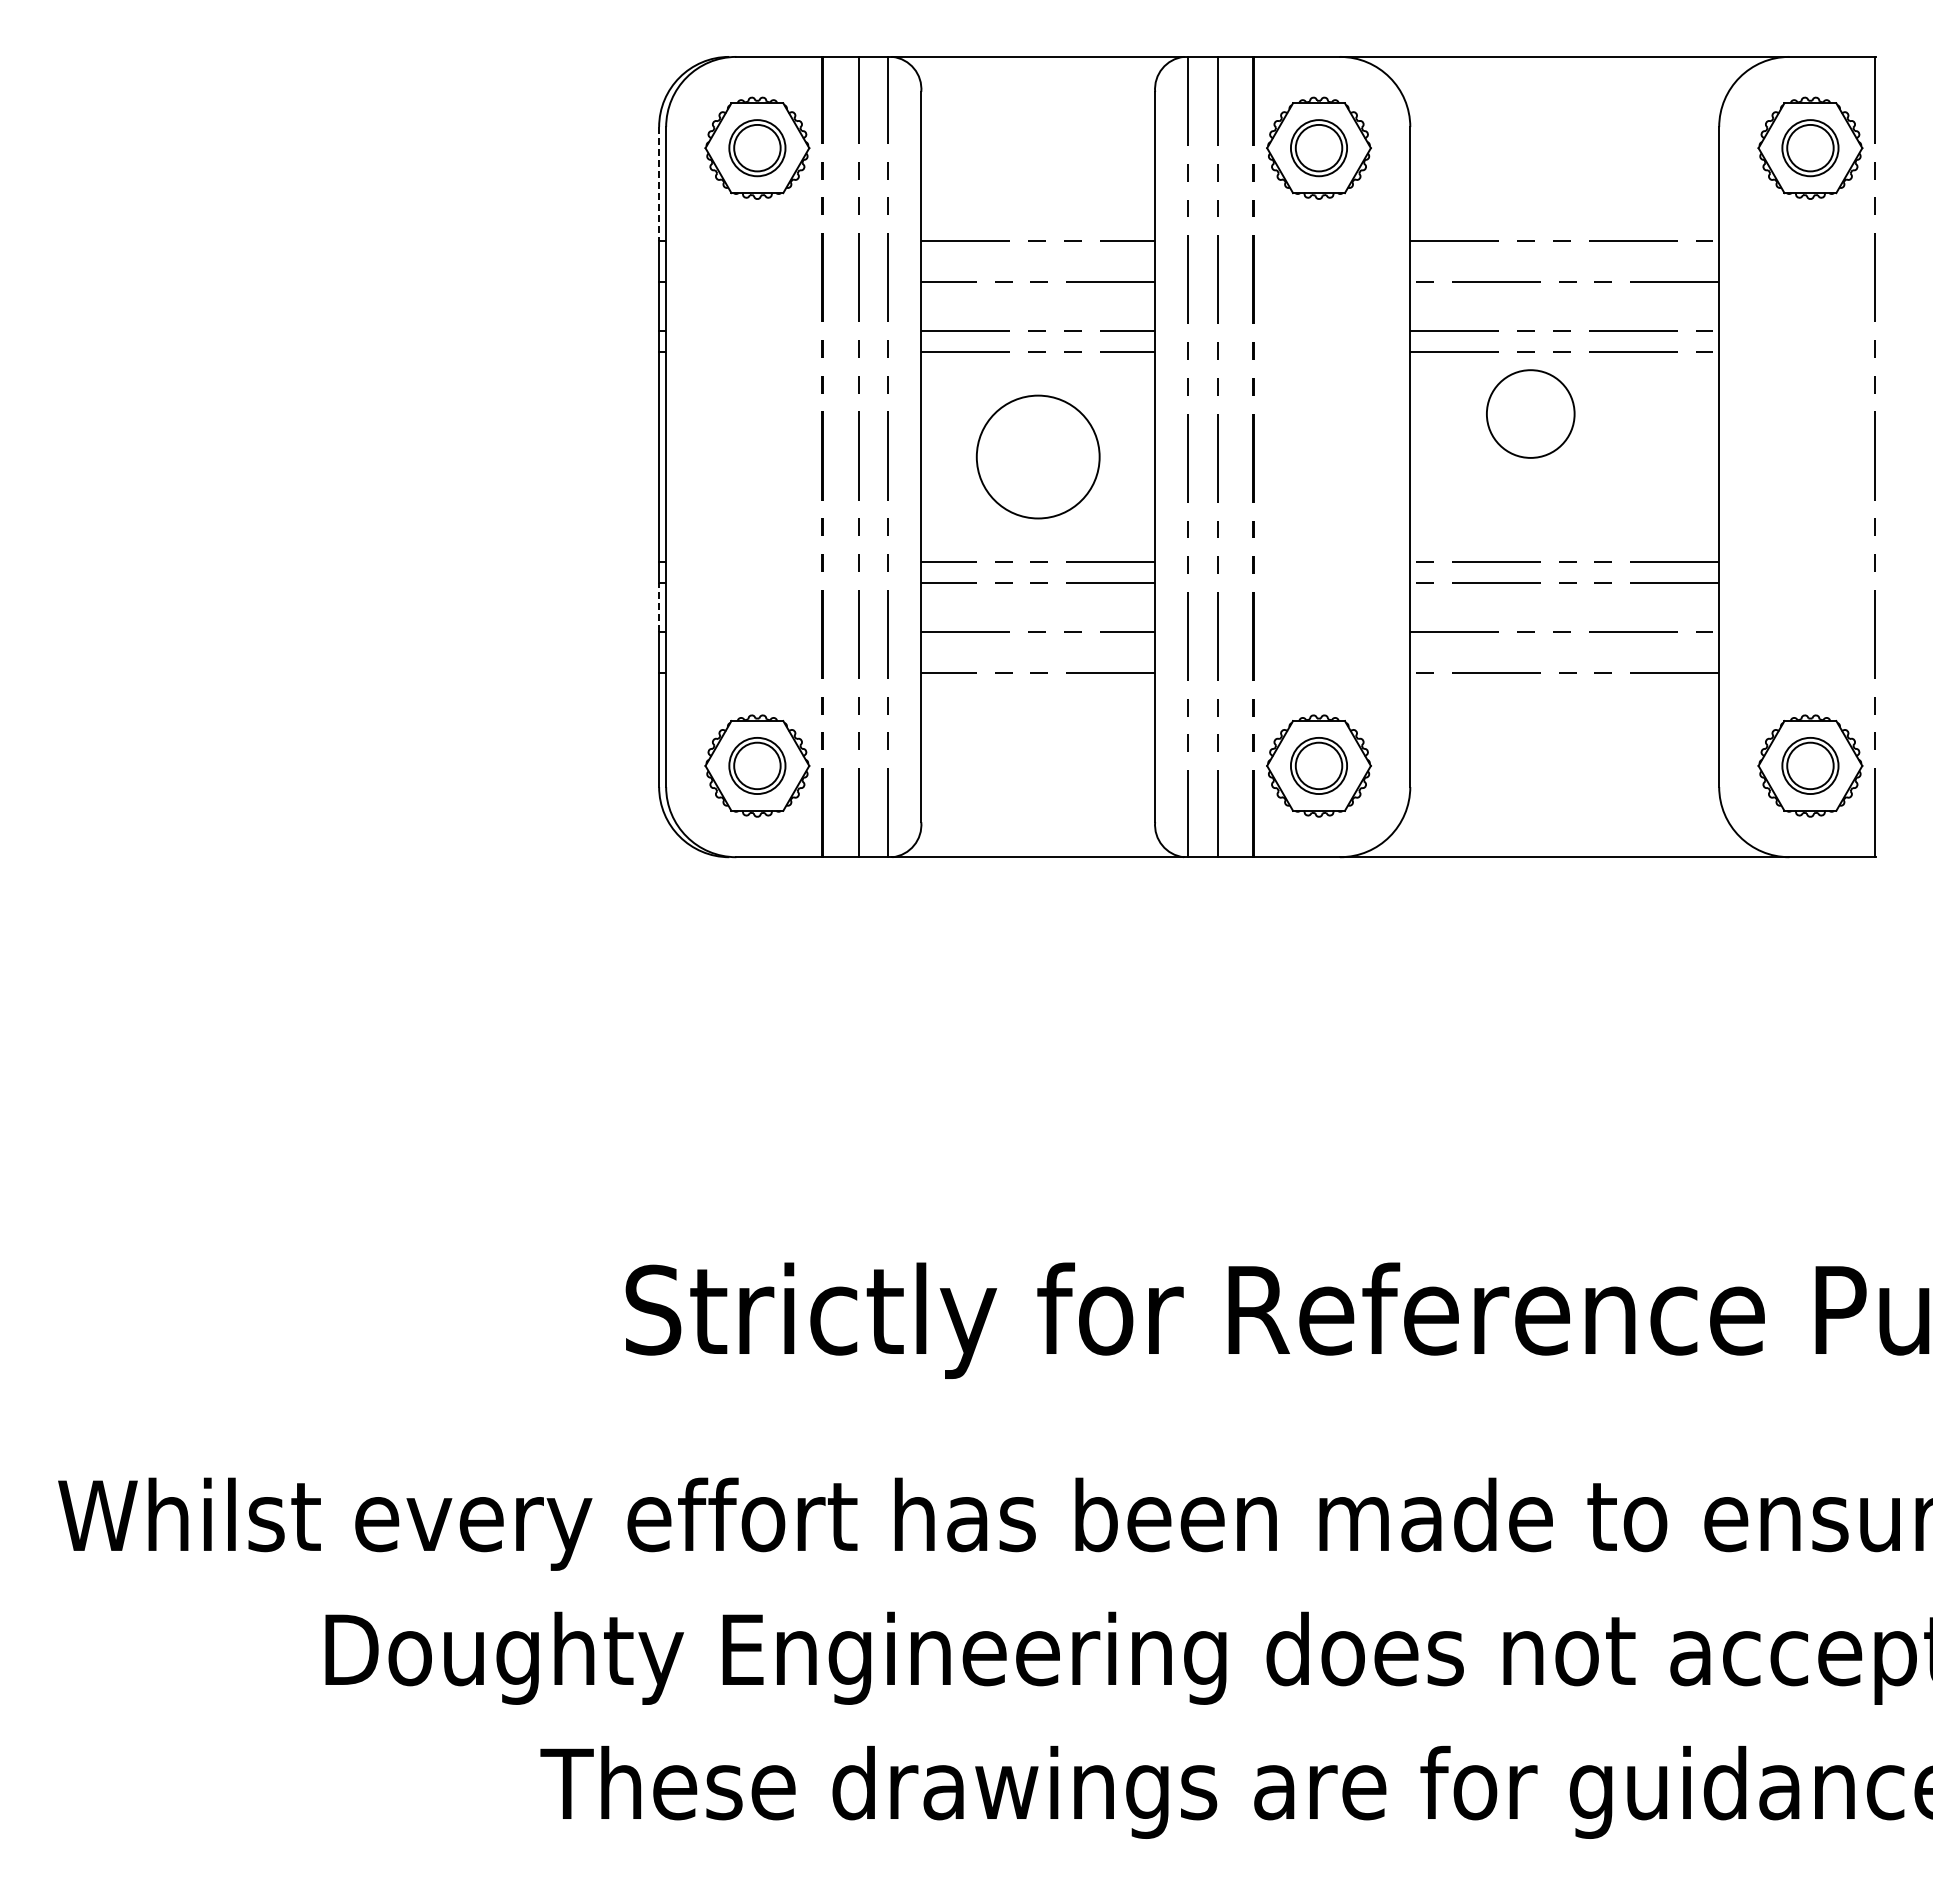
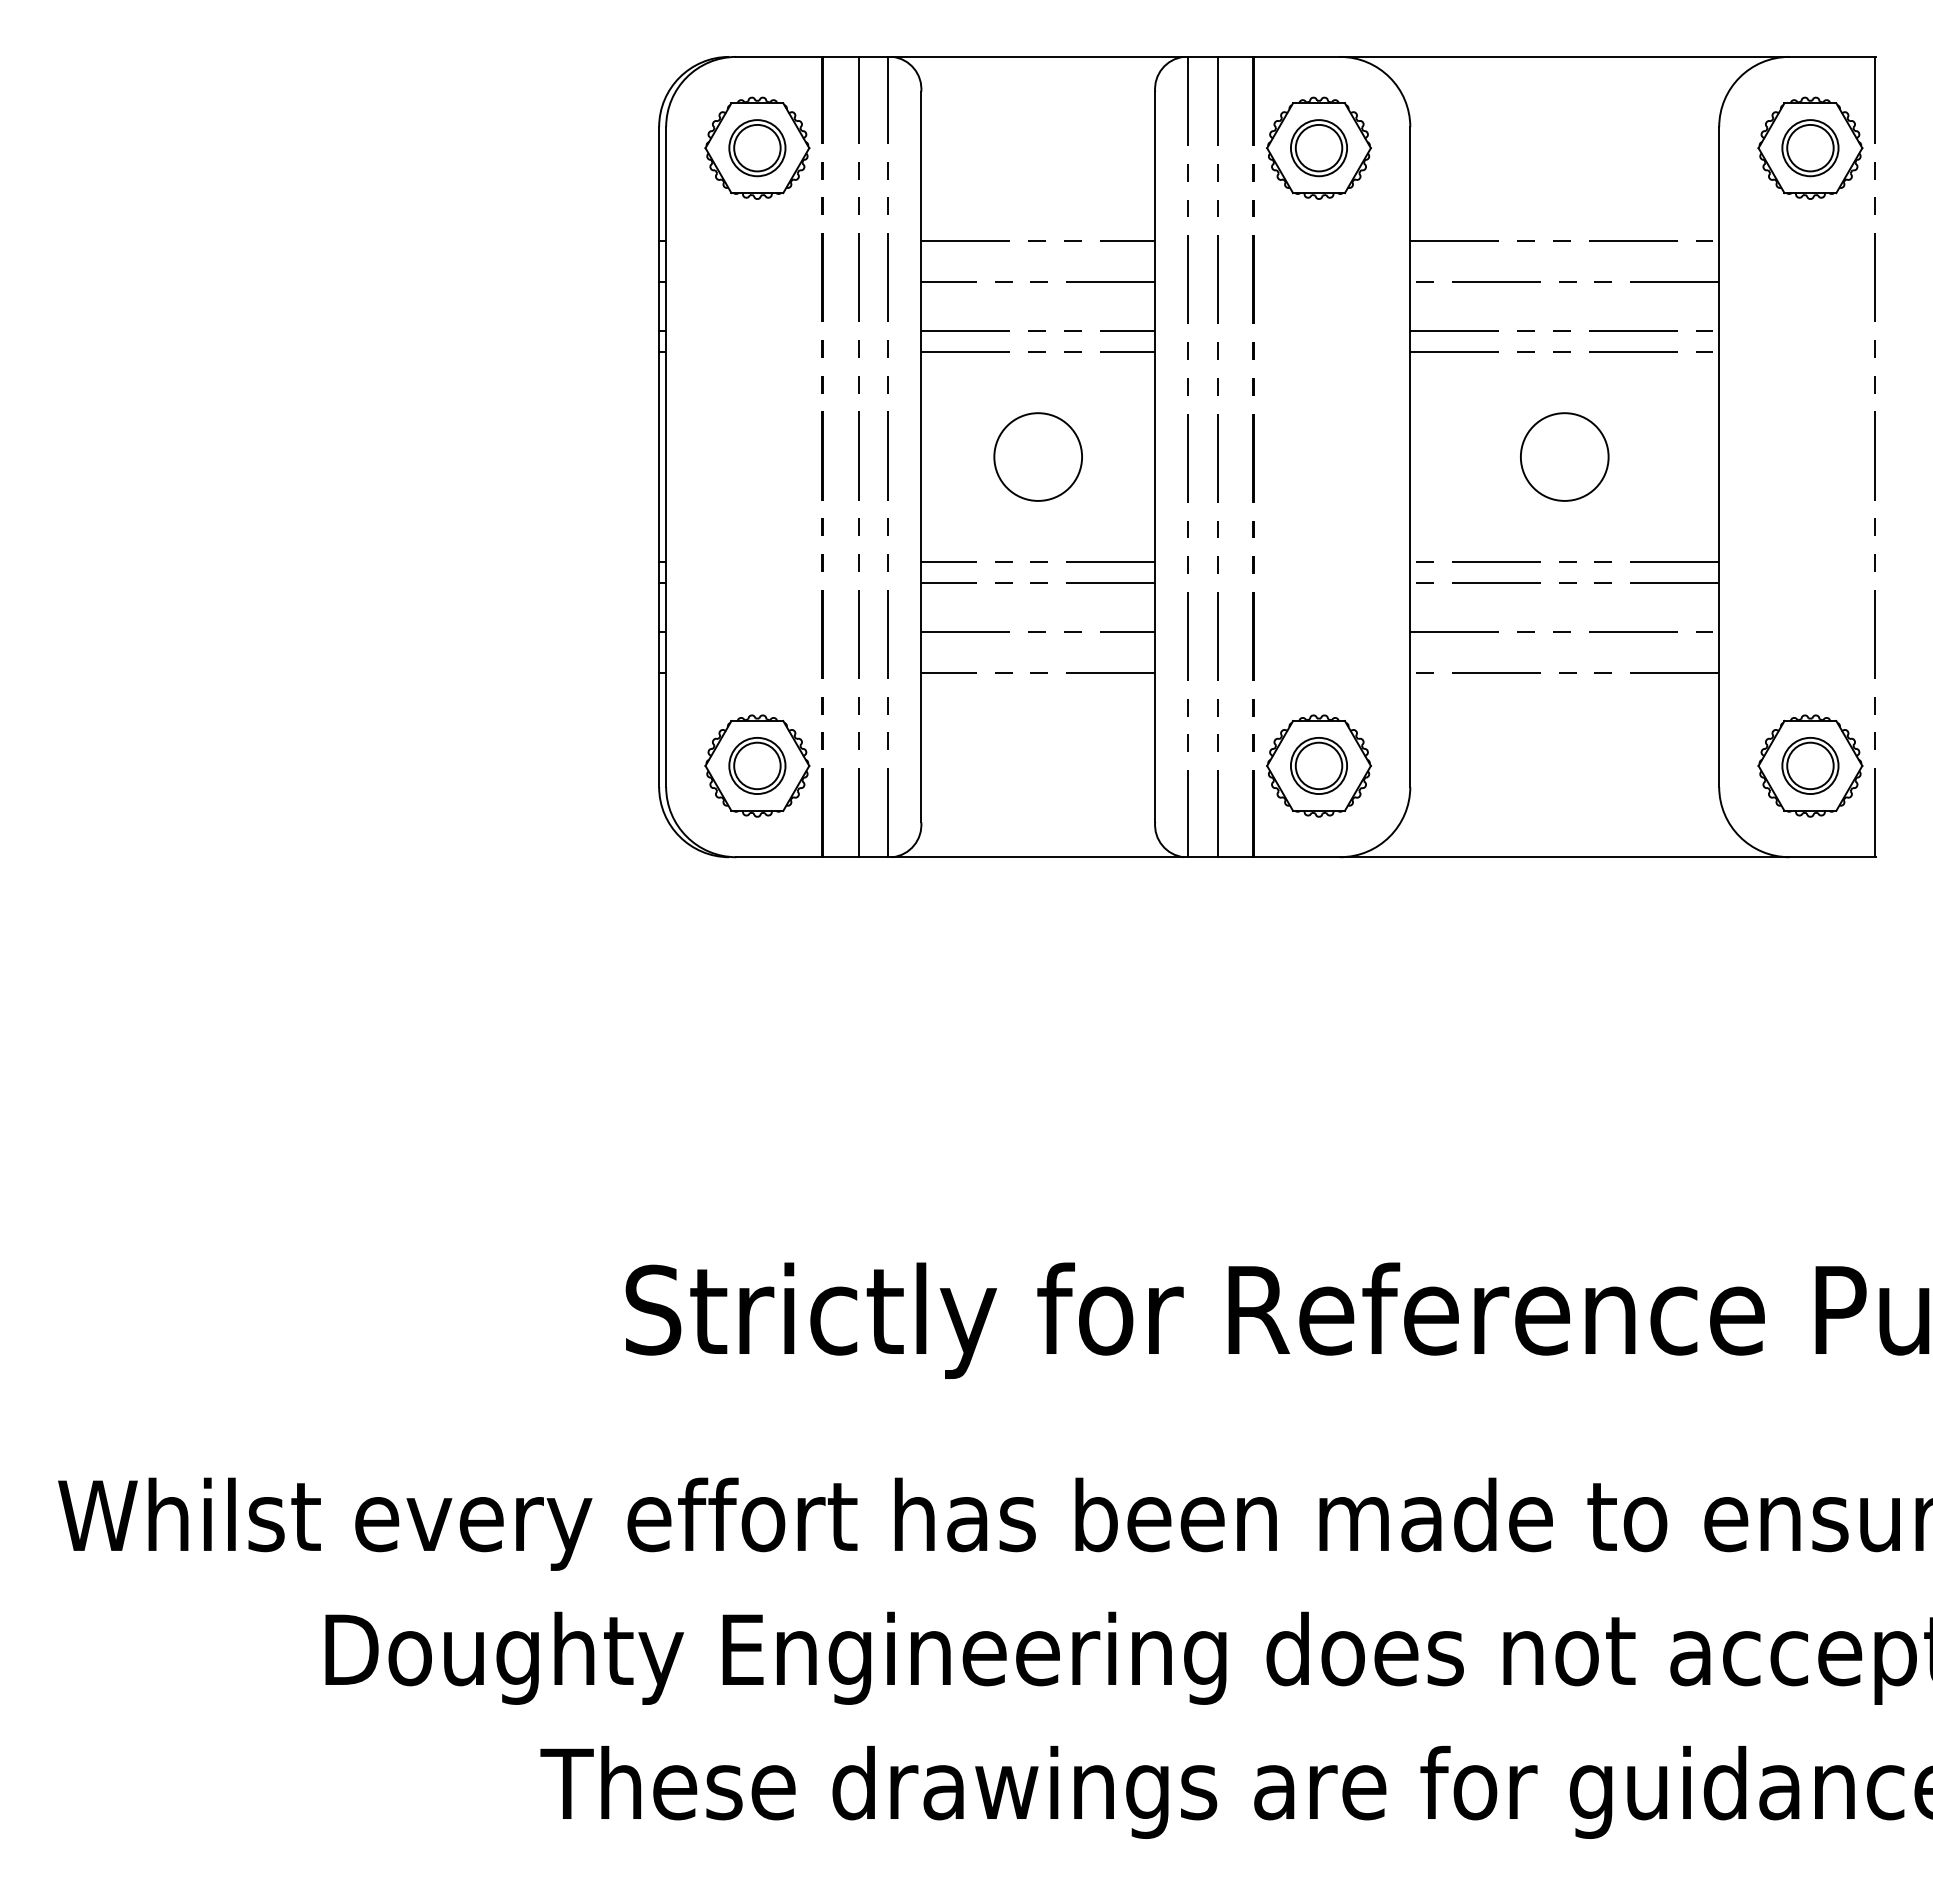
line: dashed -> solid (659, 183)
circle position: (1530, 413) -> (1564, 456) (1564, 456)
circle diameter: 123 px -> 88 px (1038, 456)
line: dashed -> solid (659, 607)
